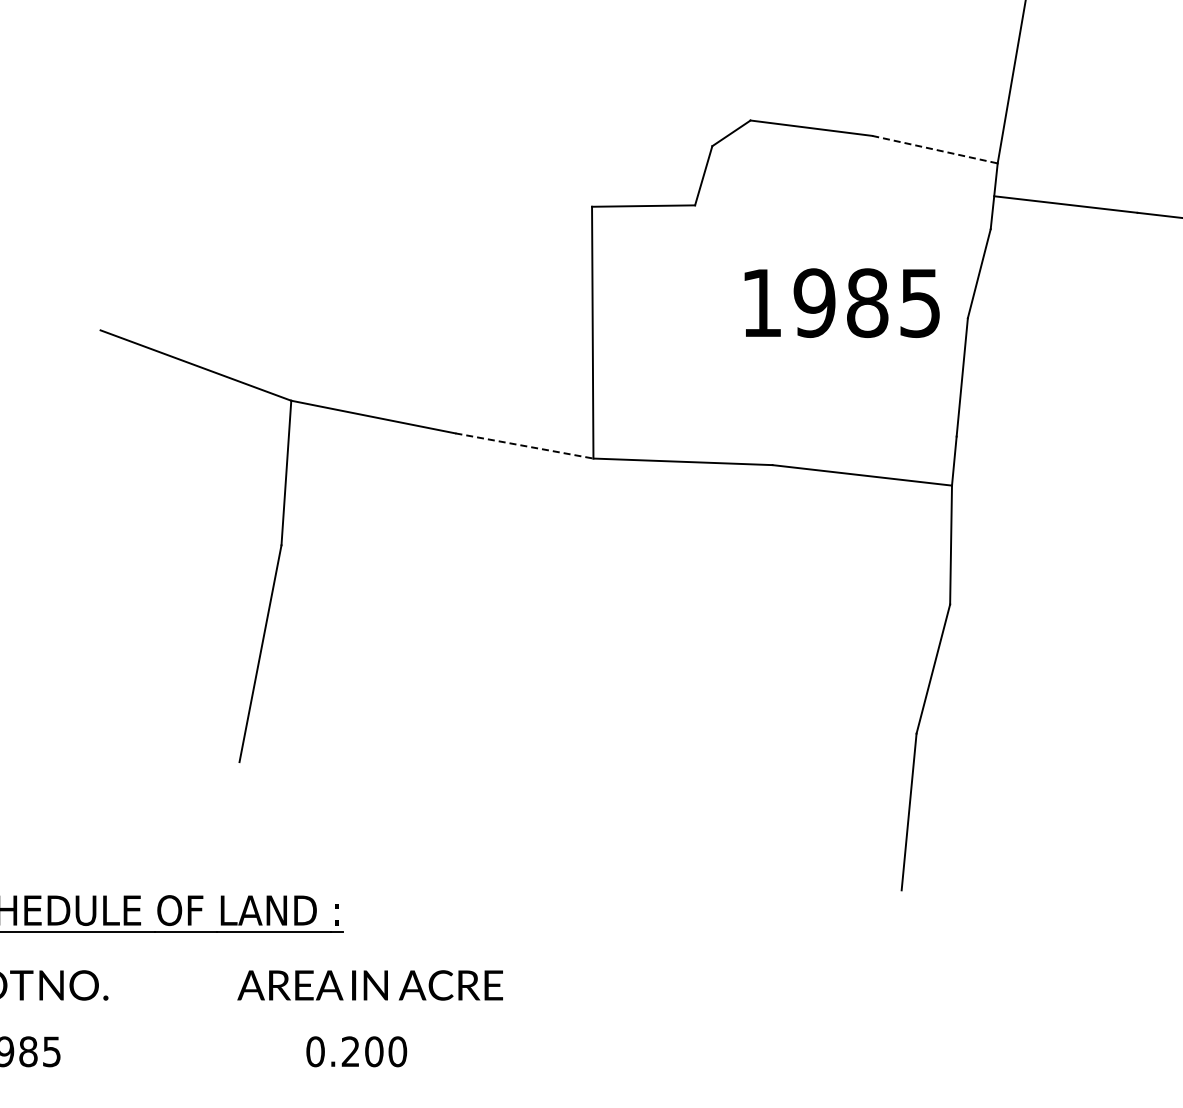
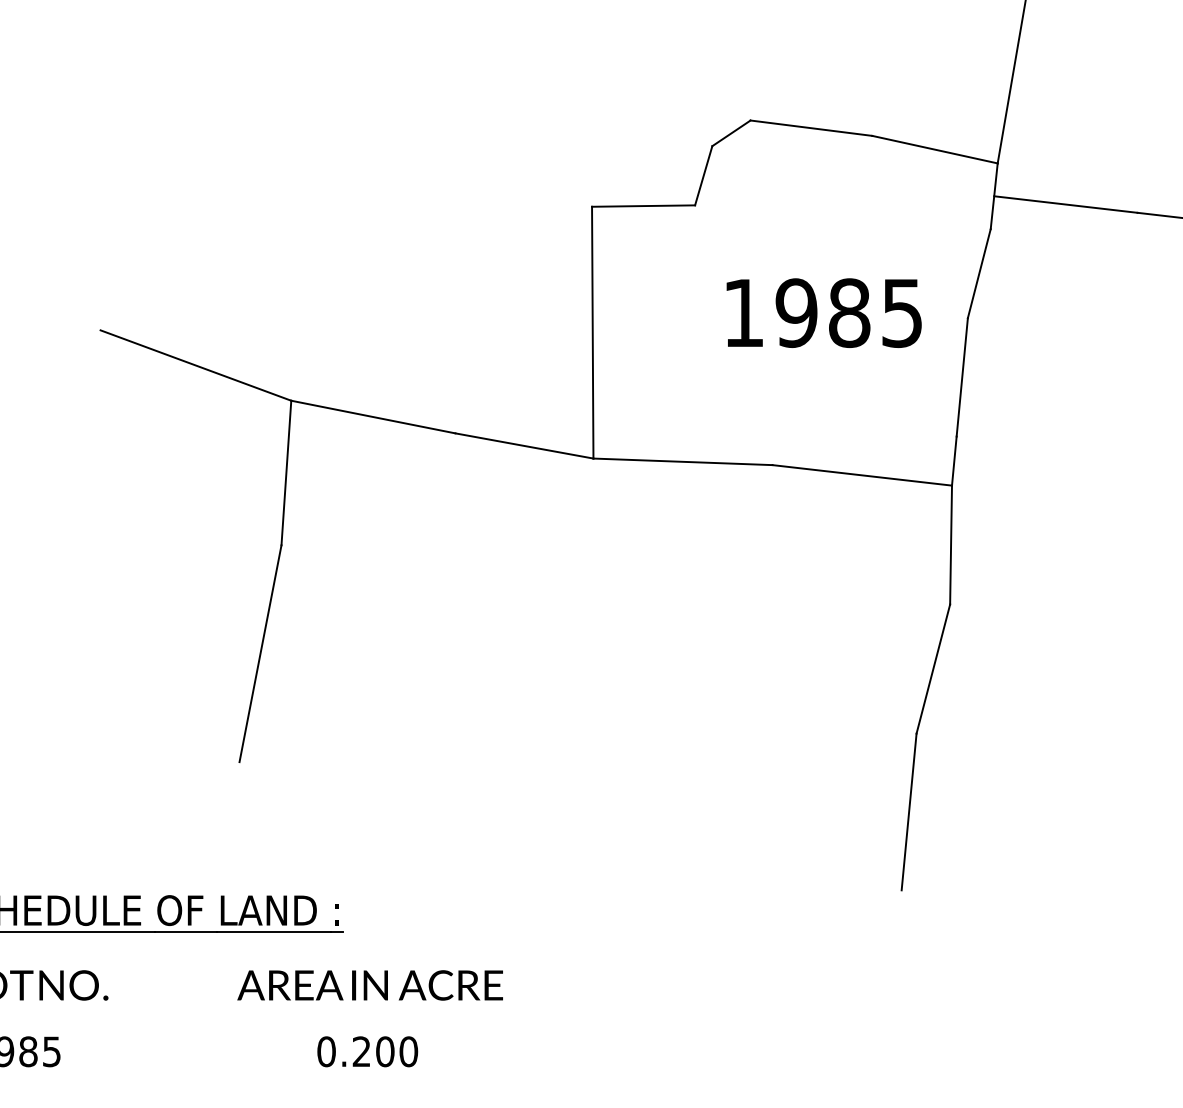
line: dashed -> solid (935, 149)
text position: (841, 302) -> (823, 312) (823, 312)
line: dashed -> solid (524, 446)
text position: (356, 1051) -> (367, 1051) (367, 1051)
